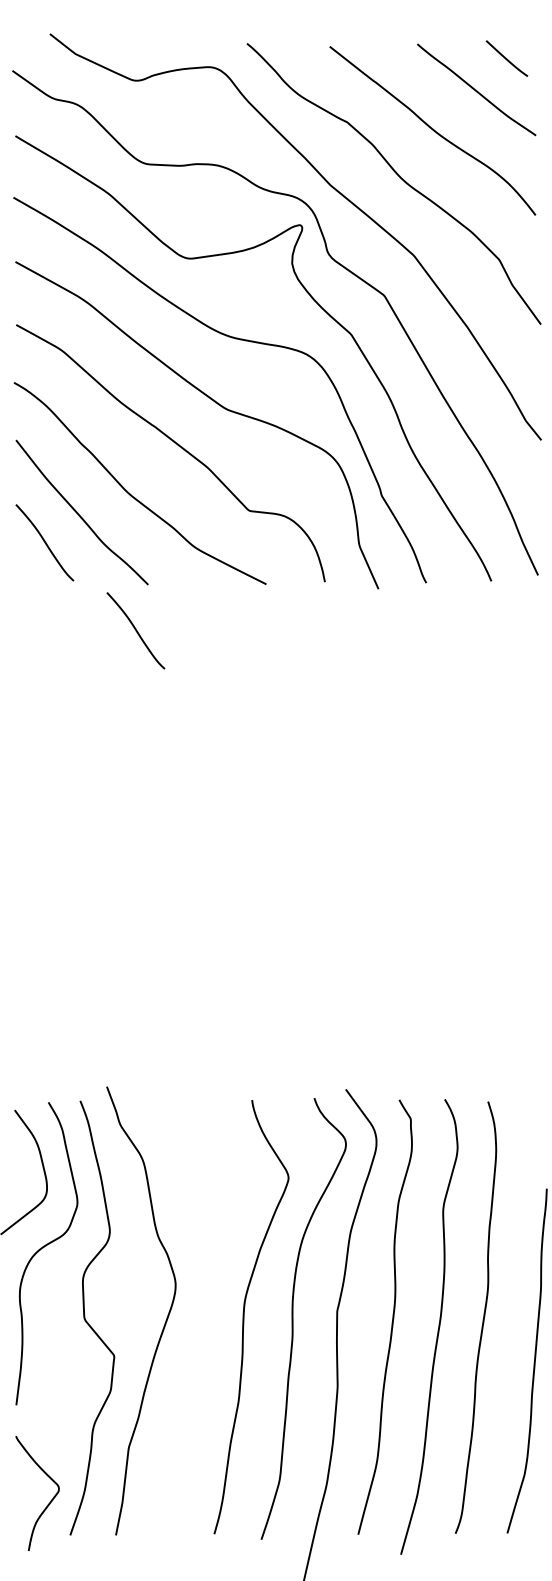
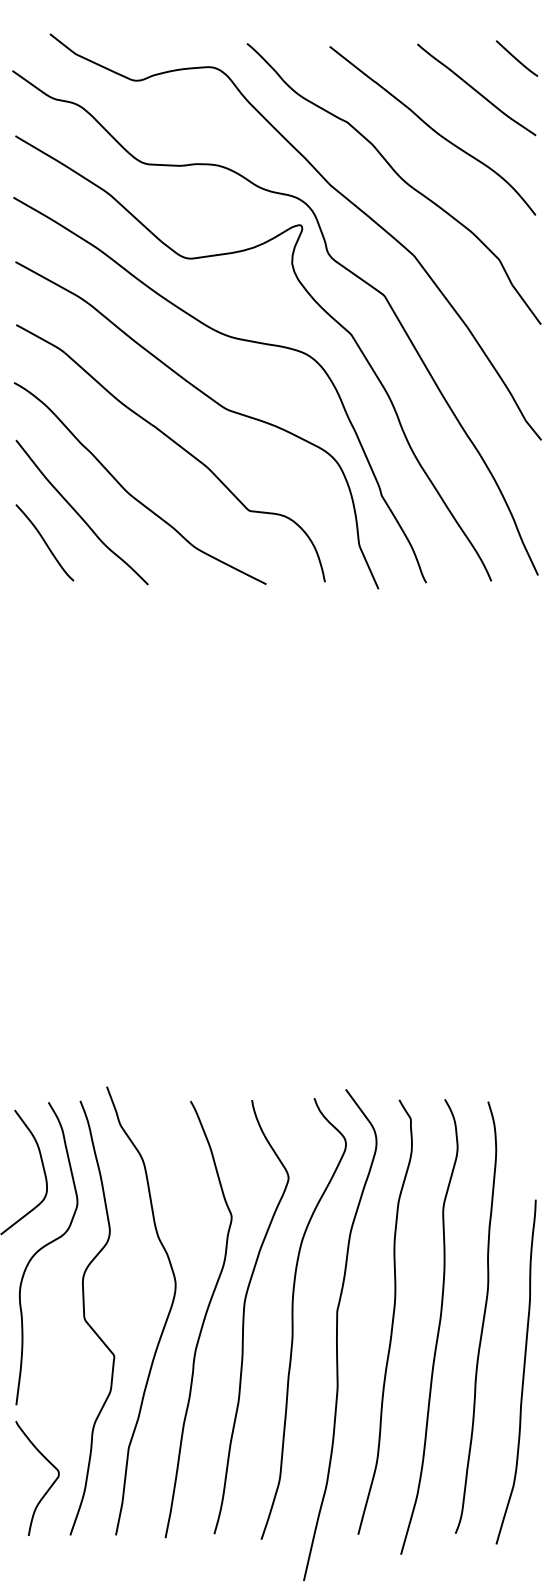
curve position: (506, 58) -> (516, 58) (516, 58)
curve: present -> none (135, 630)
curve: none -> present (202, 1321)
curve position: (533, 1362) -> (522, 1373) (522, 1373)
curve position: (50, 1500) -> (50, 1485) (50, 1485)
